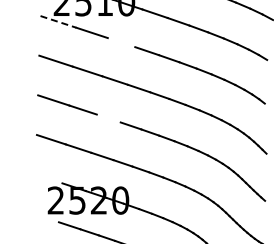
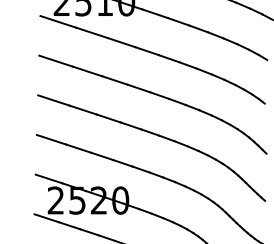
line: dashed -> solid (58, 21)
line: none -> present (121, 42)
line: none -> present (108, 118)
line: none -> present (48, 178)
line: none -> present (46, 218)
